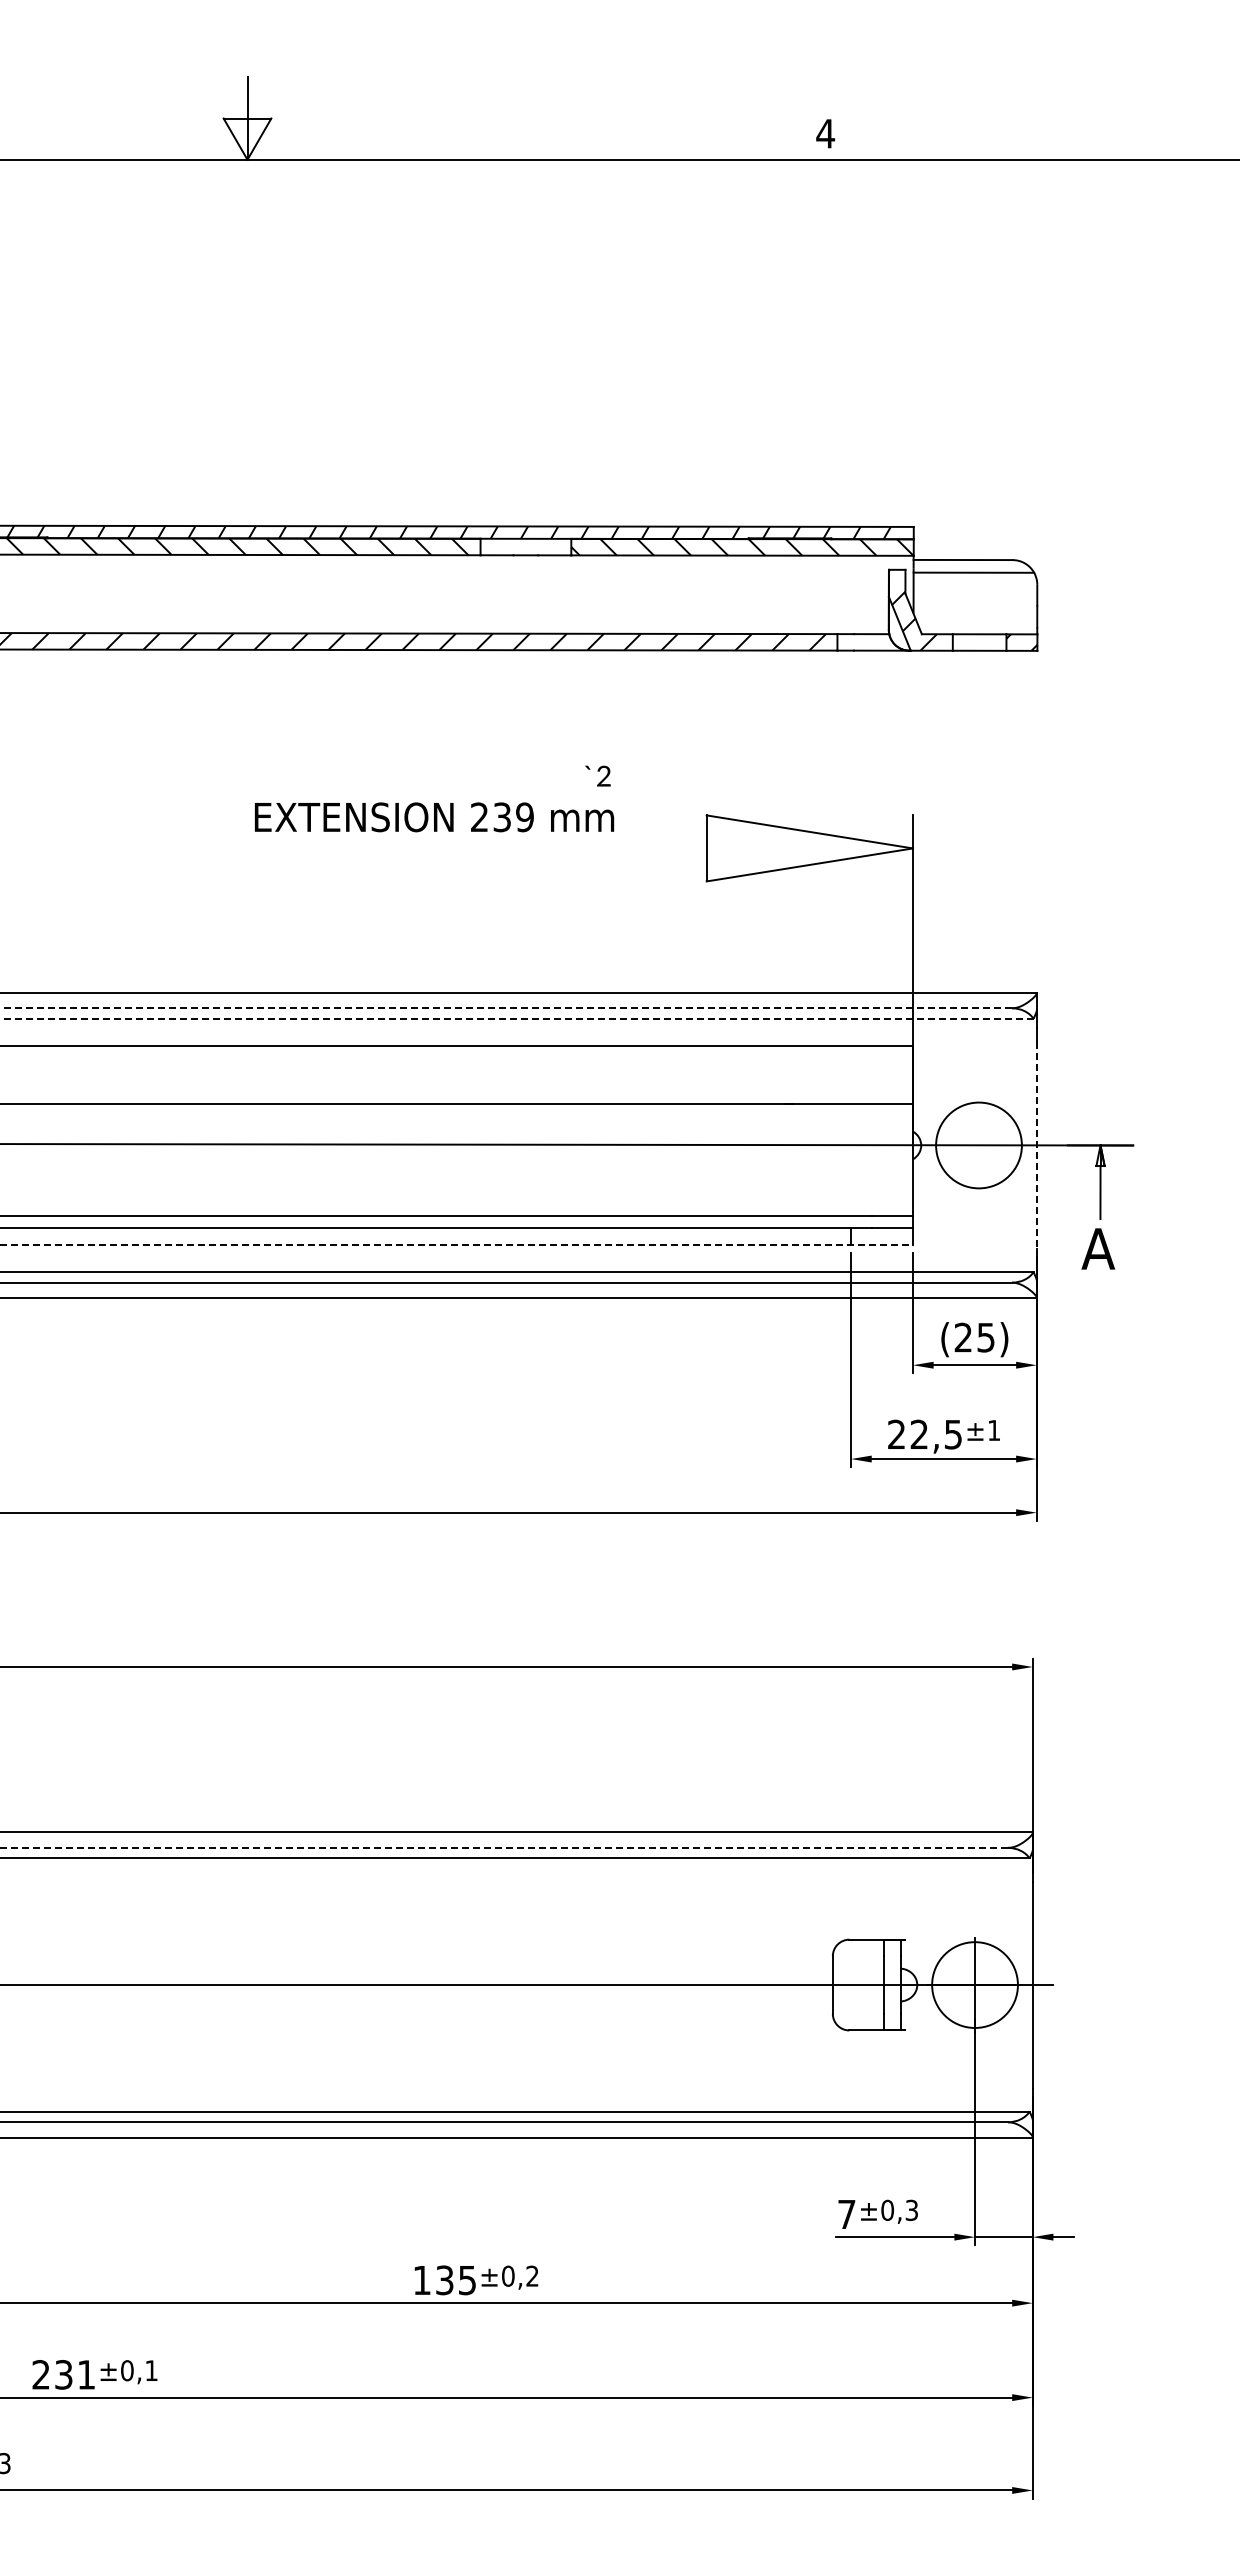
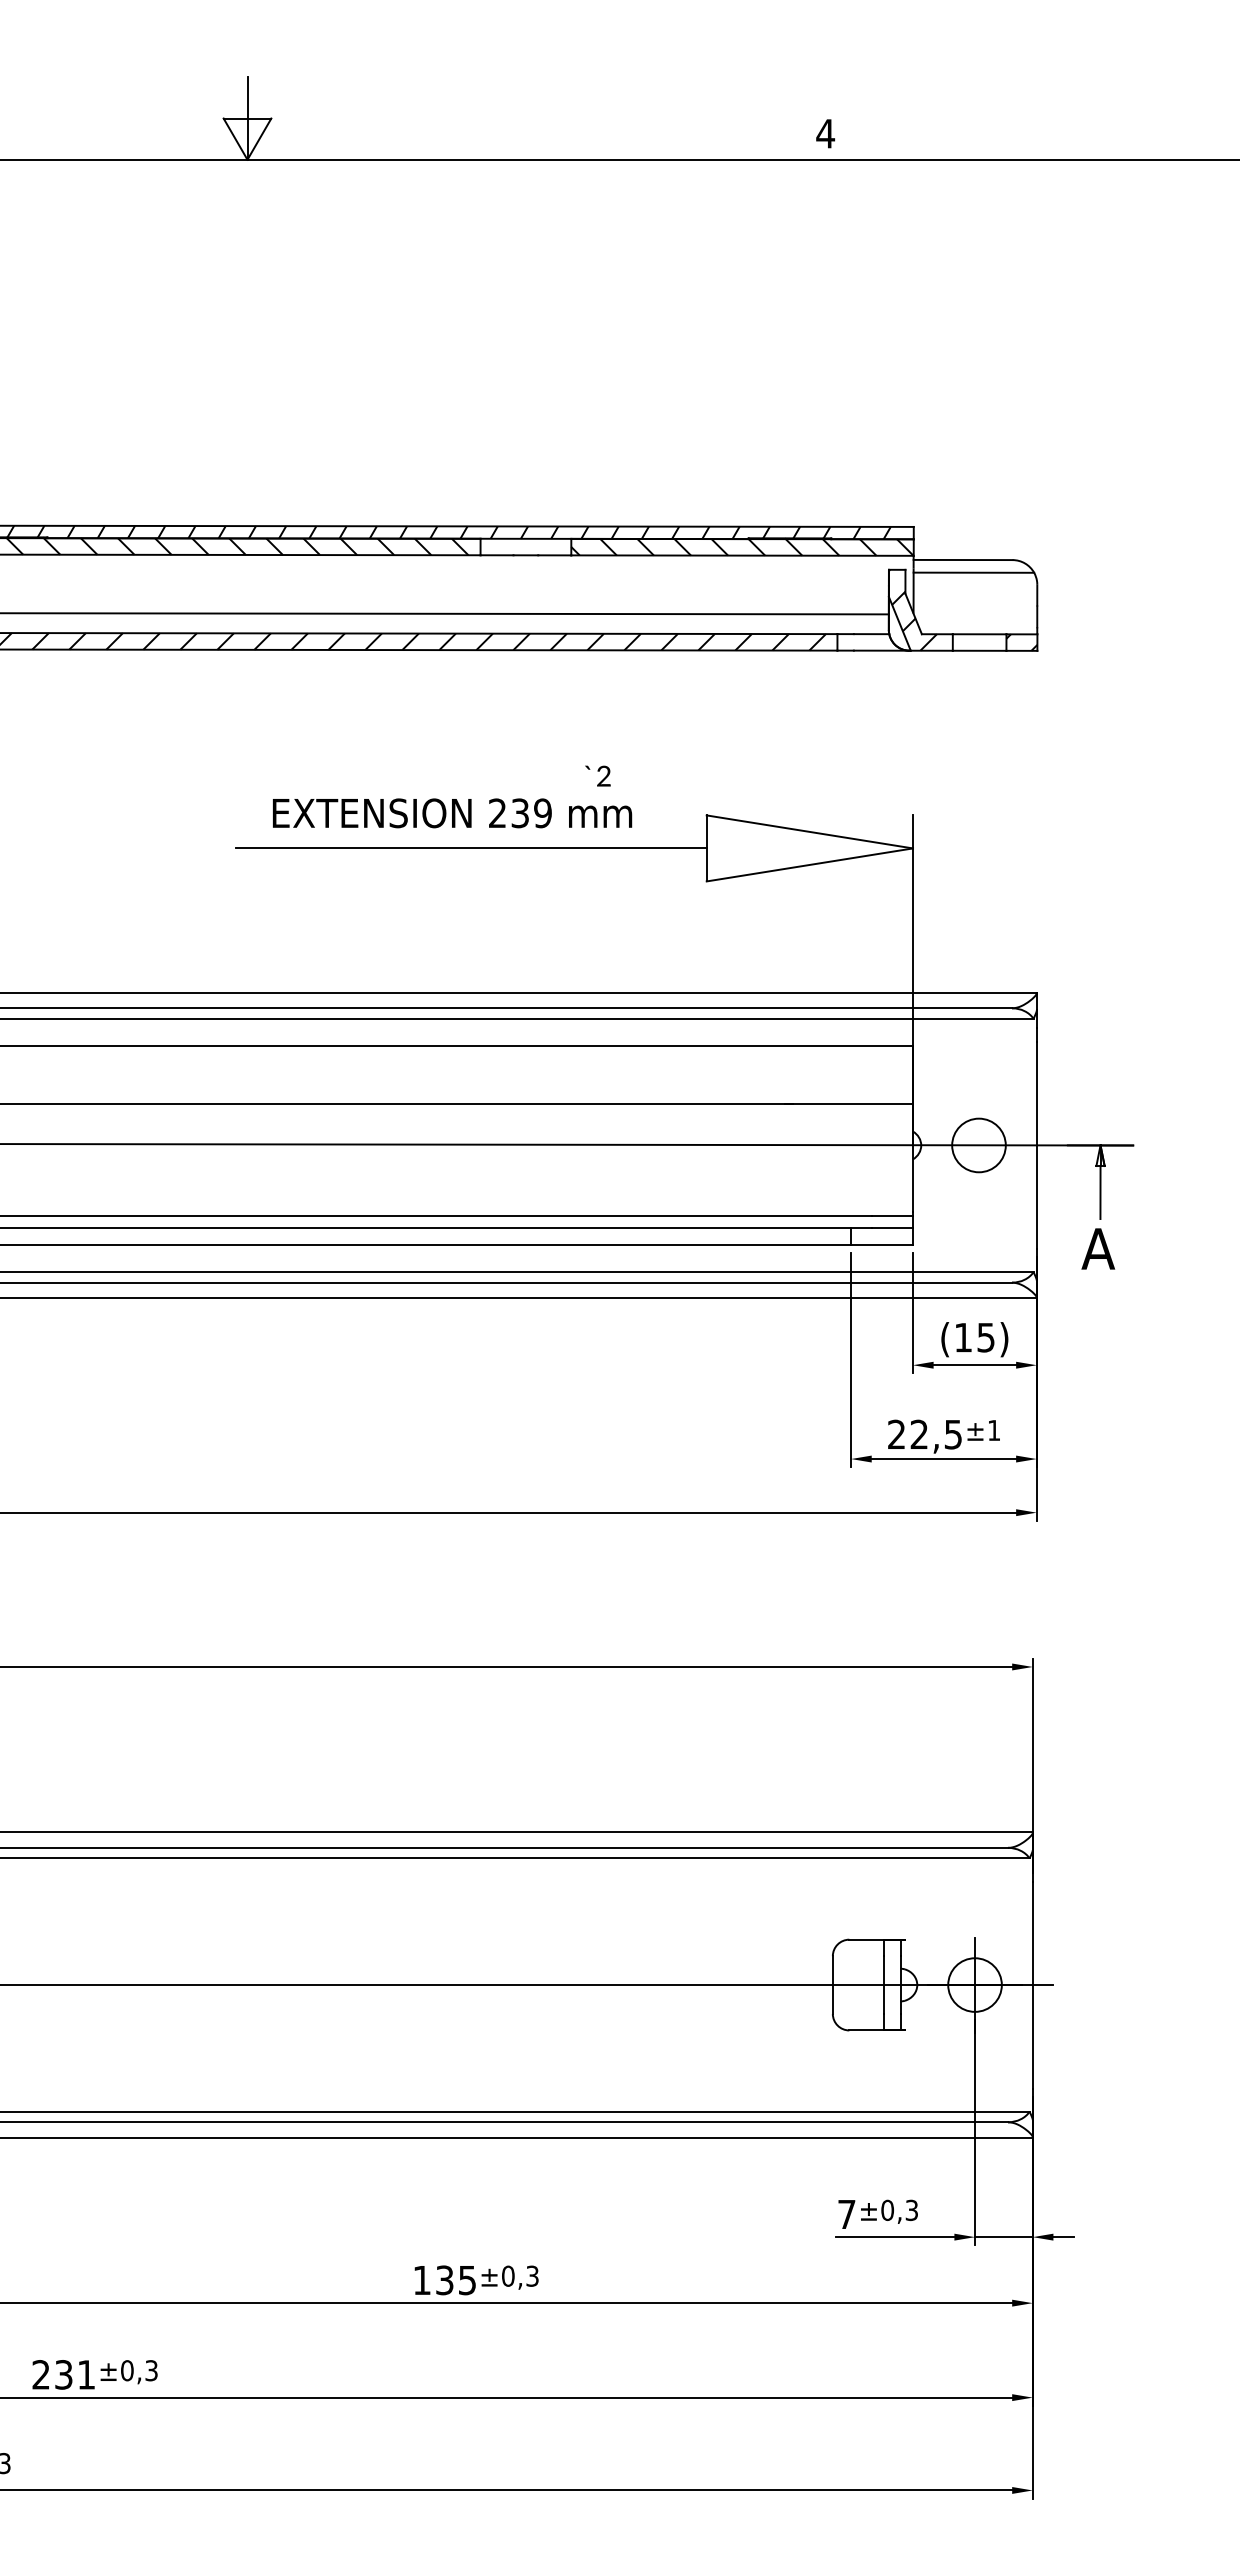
line: none -> present (445, 613)
text position: (434, 817) -> (452, 813) (452, 813)
line: none -> present (471, 848)
line: dashed -> solid (506, 1008)
line: dashed -> solid (516, 1018)
circle diameter: 86 px -> 54 px (978, 1145)
line: dashed -> solid (1036, 1145)
line: dashed -> solid (457, 1244)
text: (25) -> (15) (962, 1337)
line: dashed -> solid (504, 1847)
circle diameter: 86 px -> 54 px (974, 1984)
text: ±0,2 -> ±0,3 (532, 2276)
text: ±0,1 -> ±0,3 (151, 2370)
